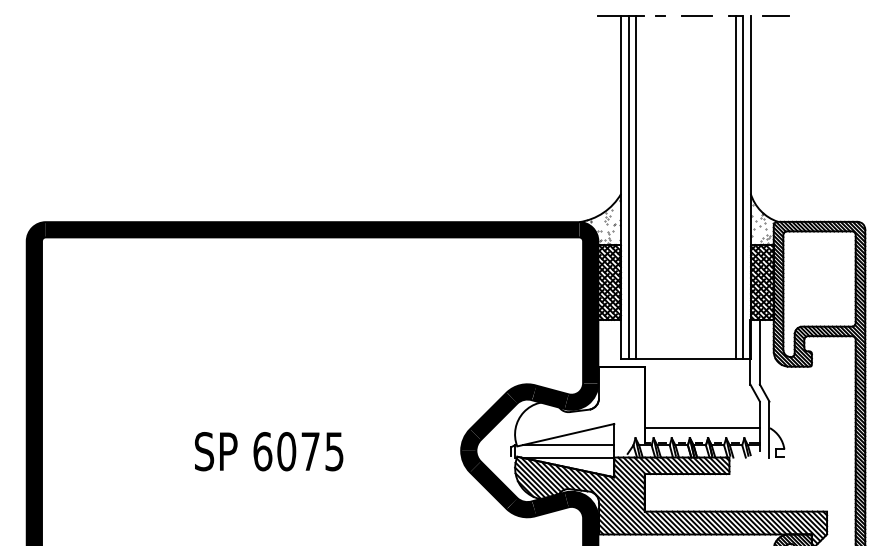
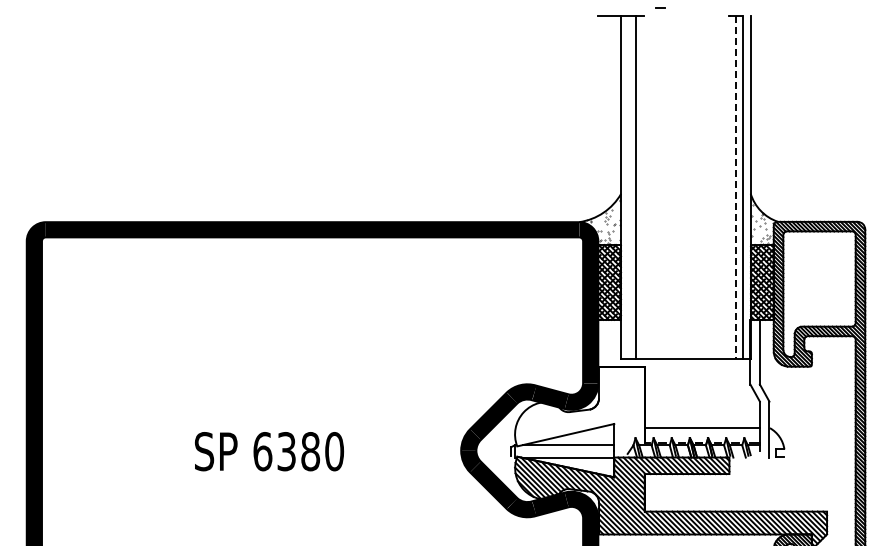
line position: (660, 15) -> (660, 7) (660, 7)
line: present -> none (696, 15)
line: present -> none (775, 16)
line: present -> none (628, 187)
line: solid -> dashed (735, 188)
text: 6075 -> 6380 (310, 451)
